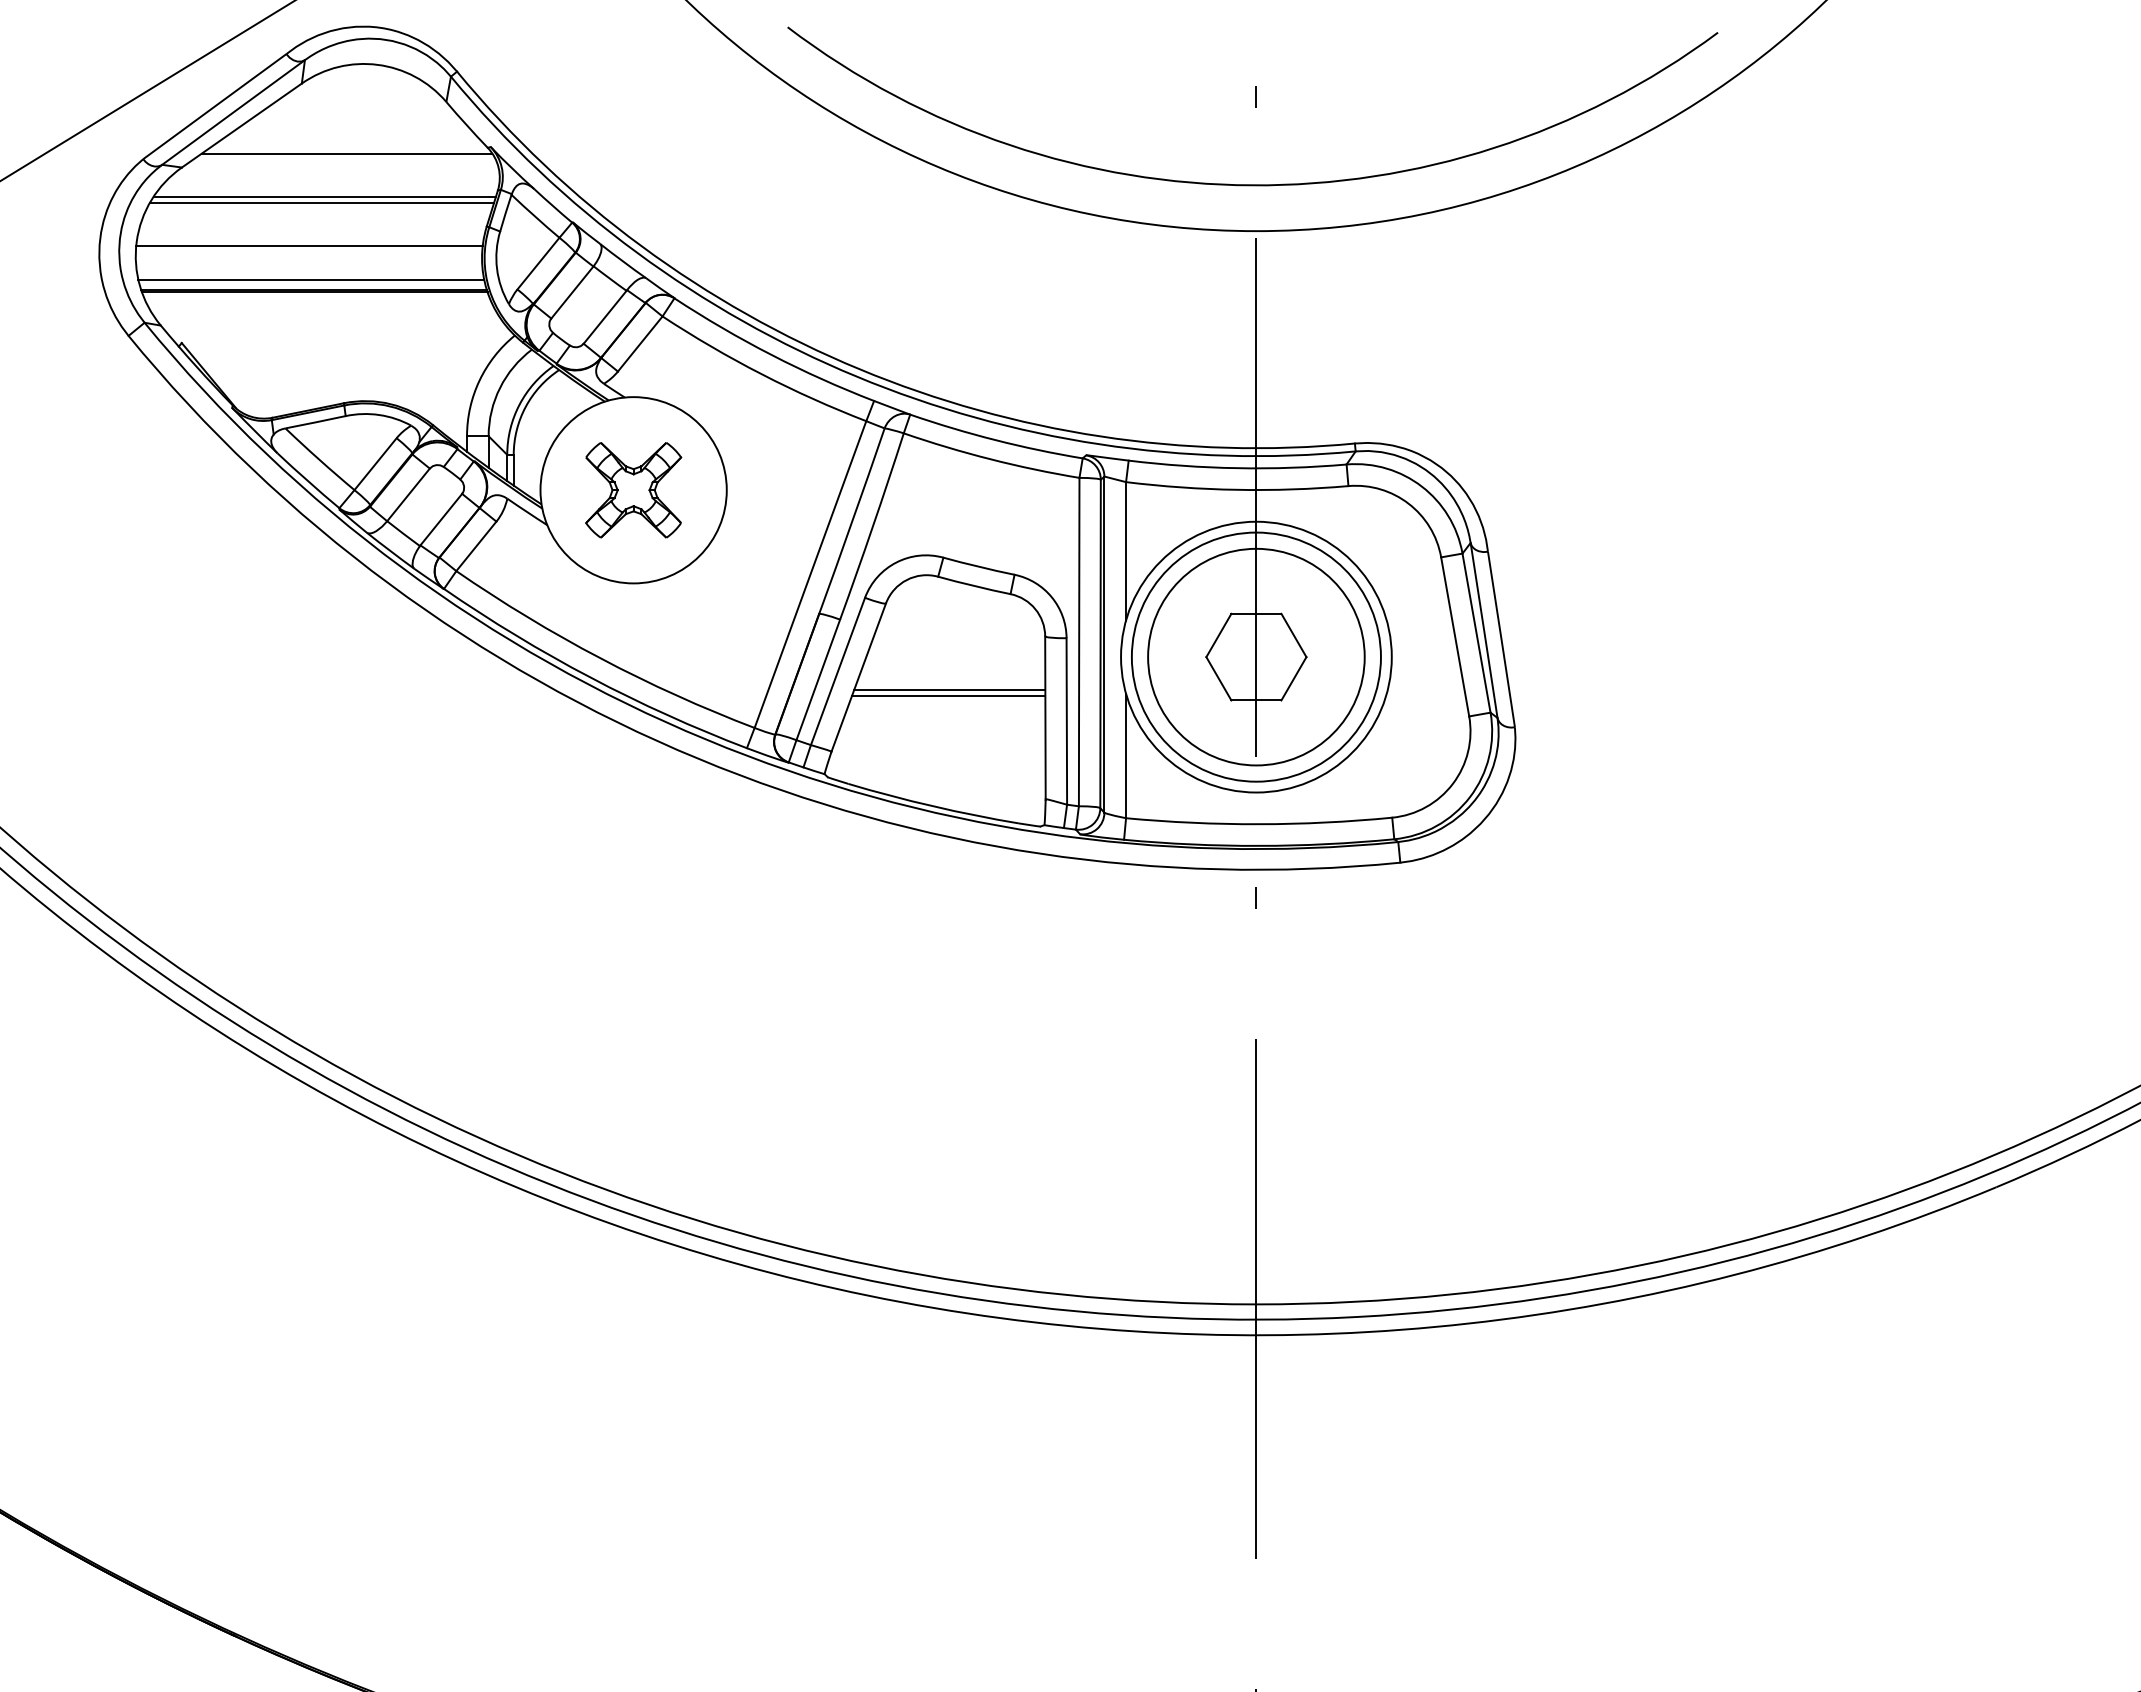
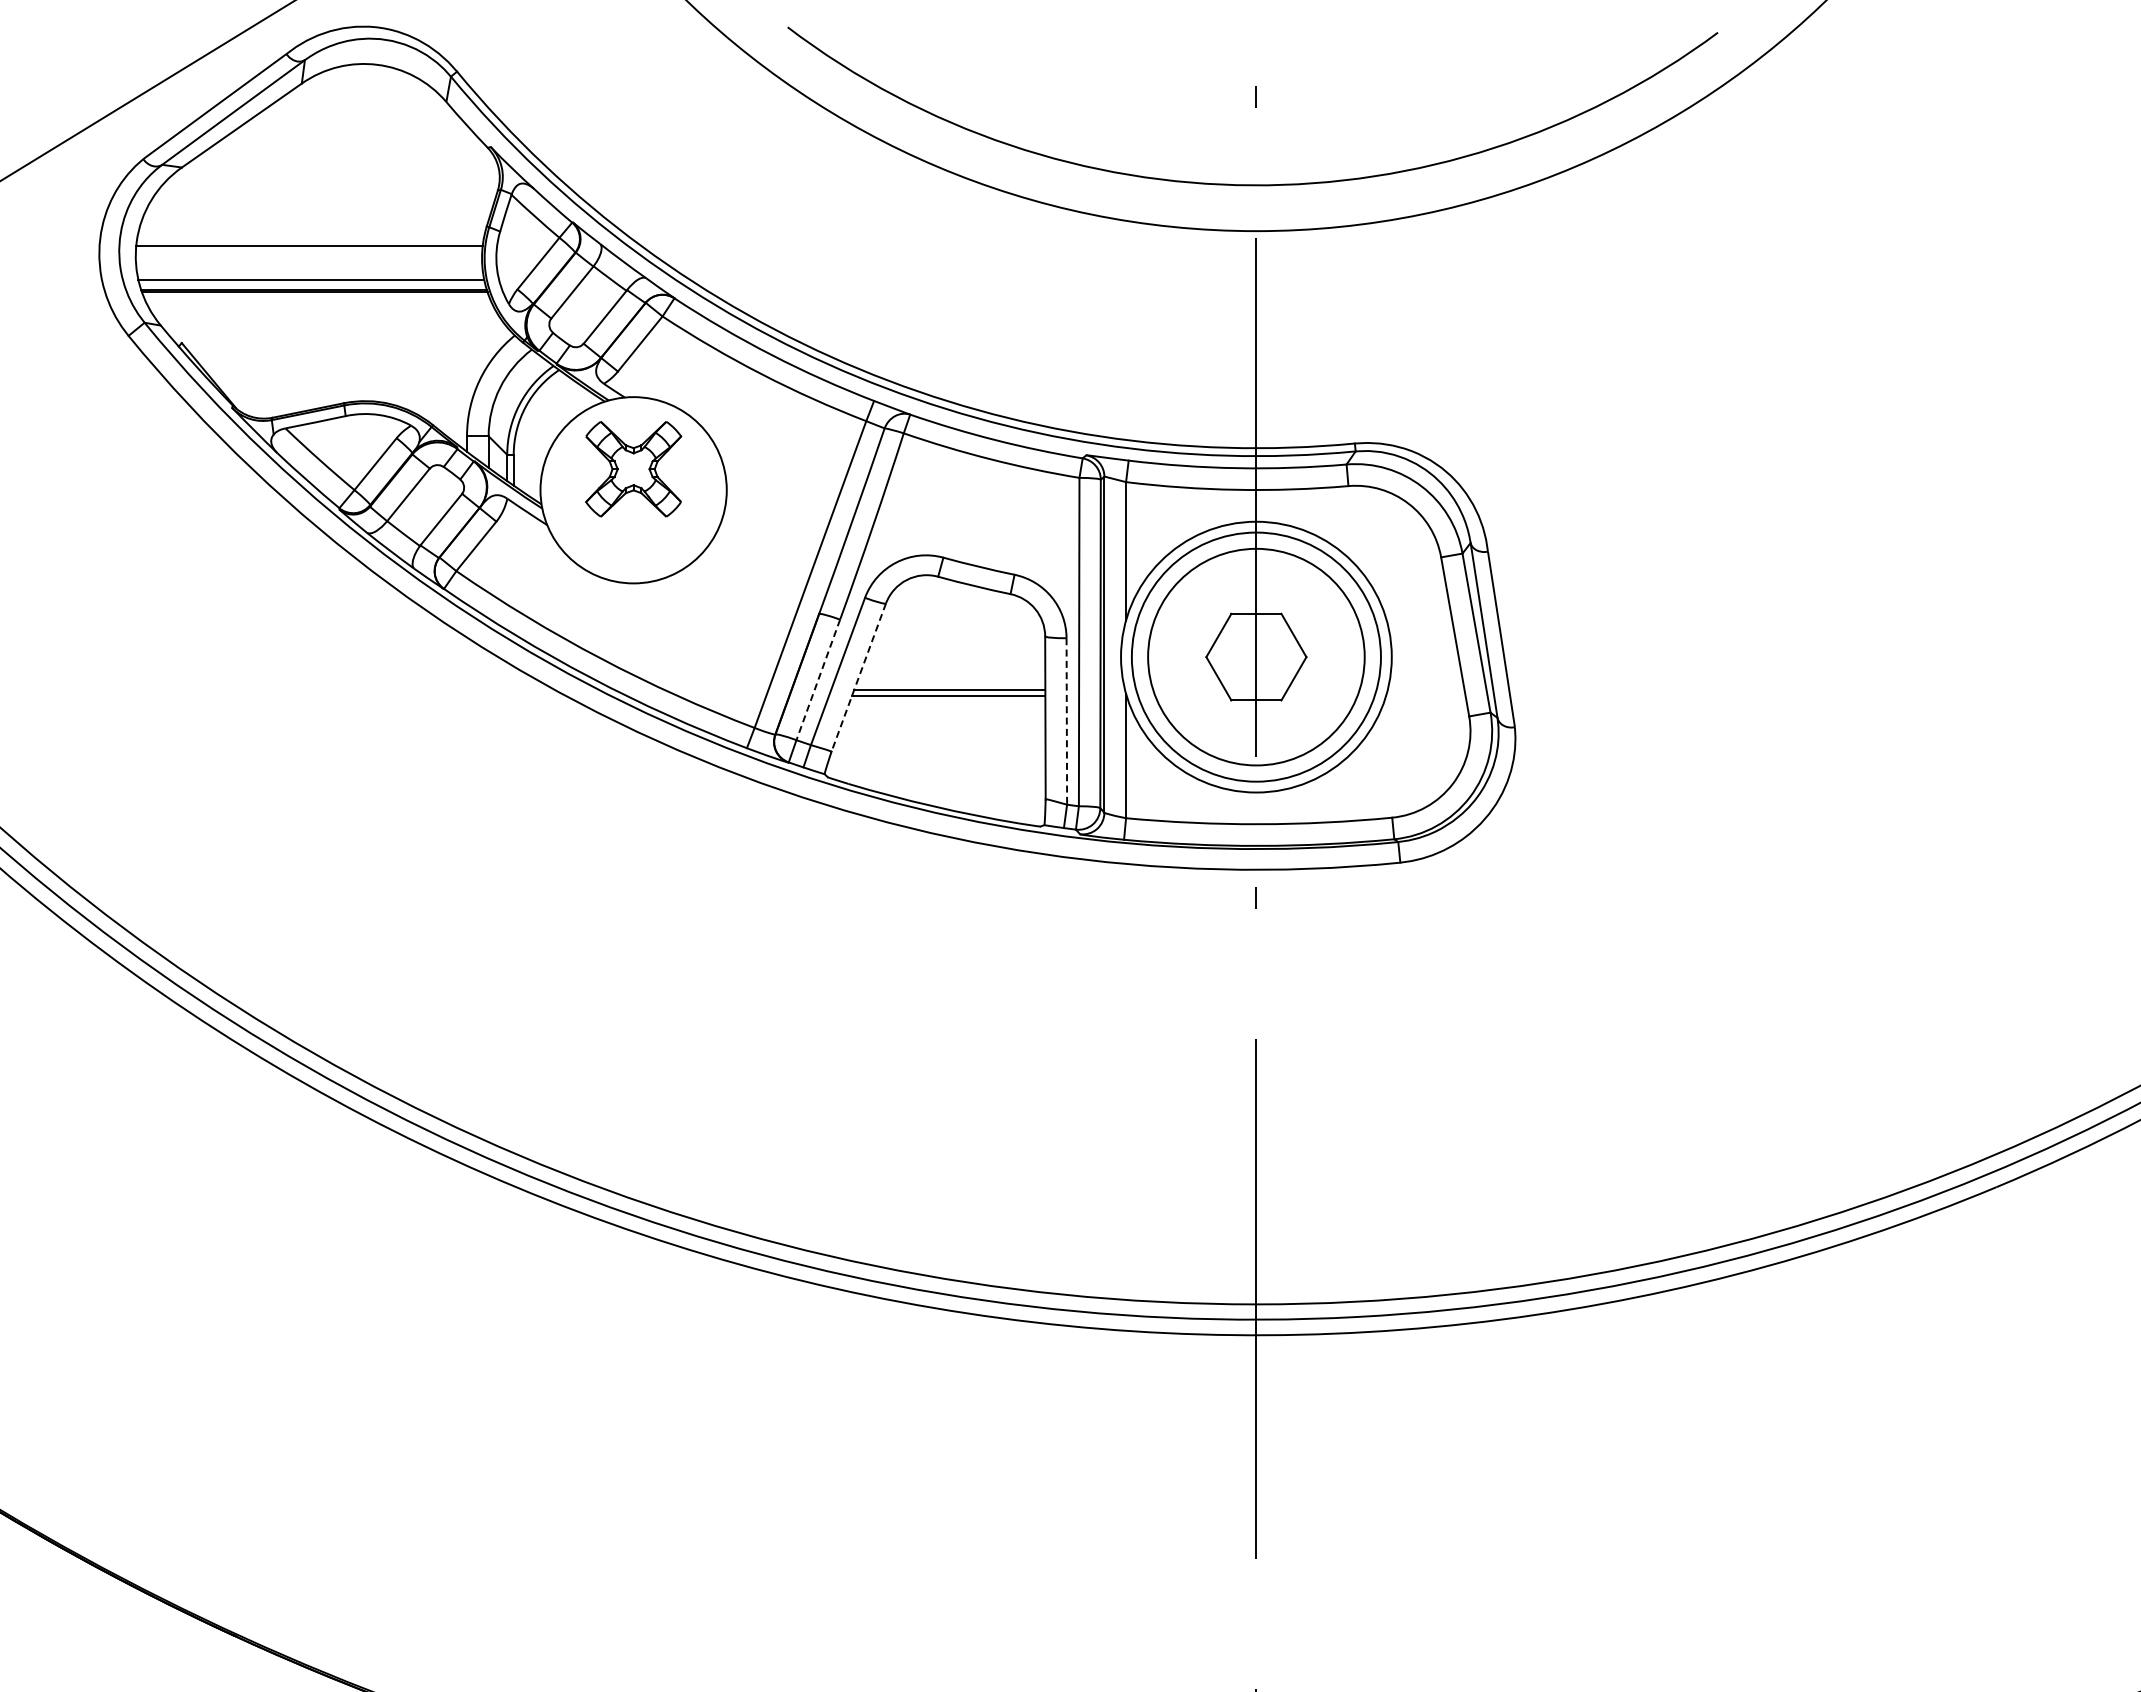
line: present -> none (346, 153)
line: present -> none (324, 196)
line: present -> none (321, 202)
part position: (633, 490) -> (633, 469) (633, 469)
line: solid -> dashed (858, 677)
line: solid -> dashed (818, 680)
line: solid -> dashed (1066, 721)
